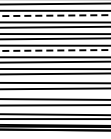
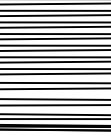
line: dashed -> solid (55, 15)
line: dashed -> solid (55, 50)
